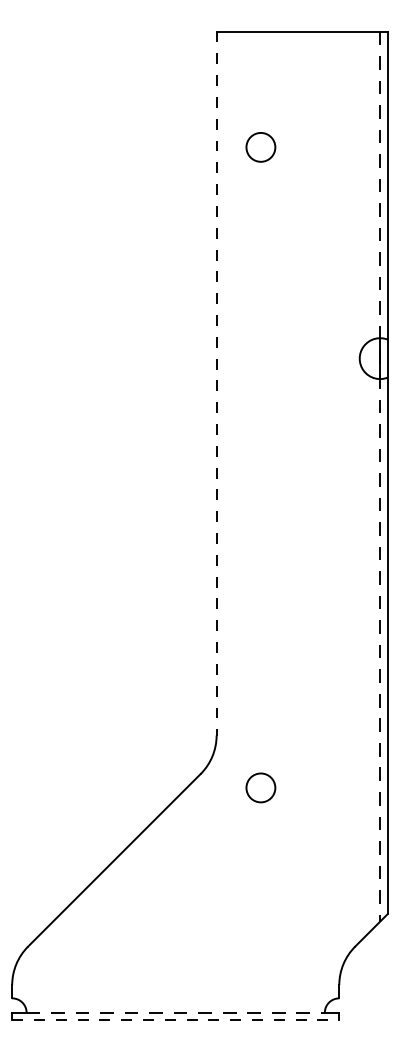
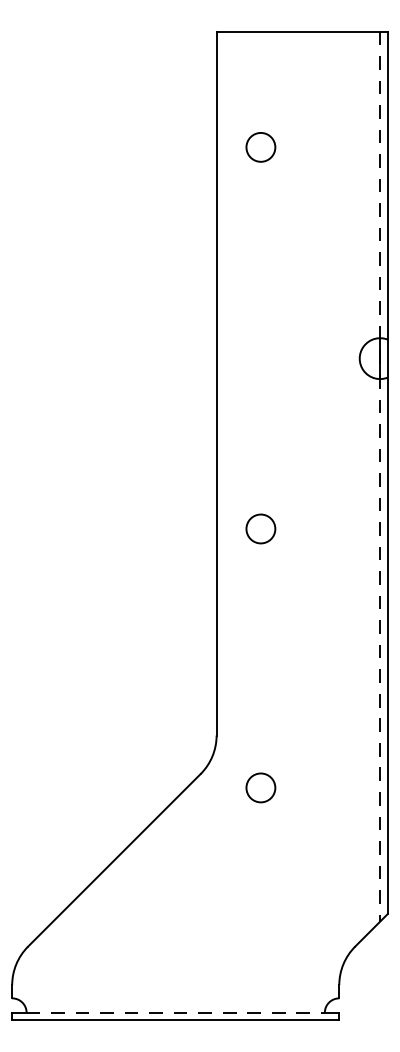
line: dashed -> solid (216, 383)
circle: none -> present (260, 528)
line: dashed -> solid (175, 1020)
